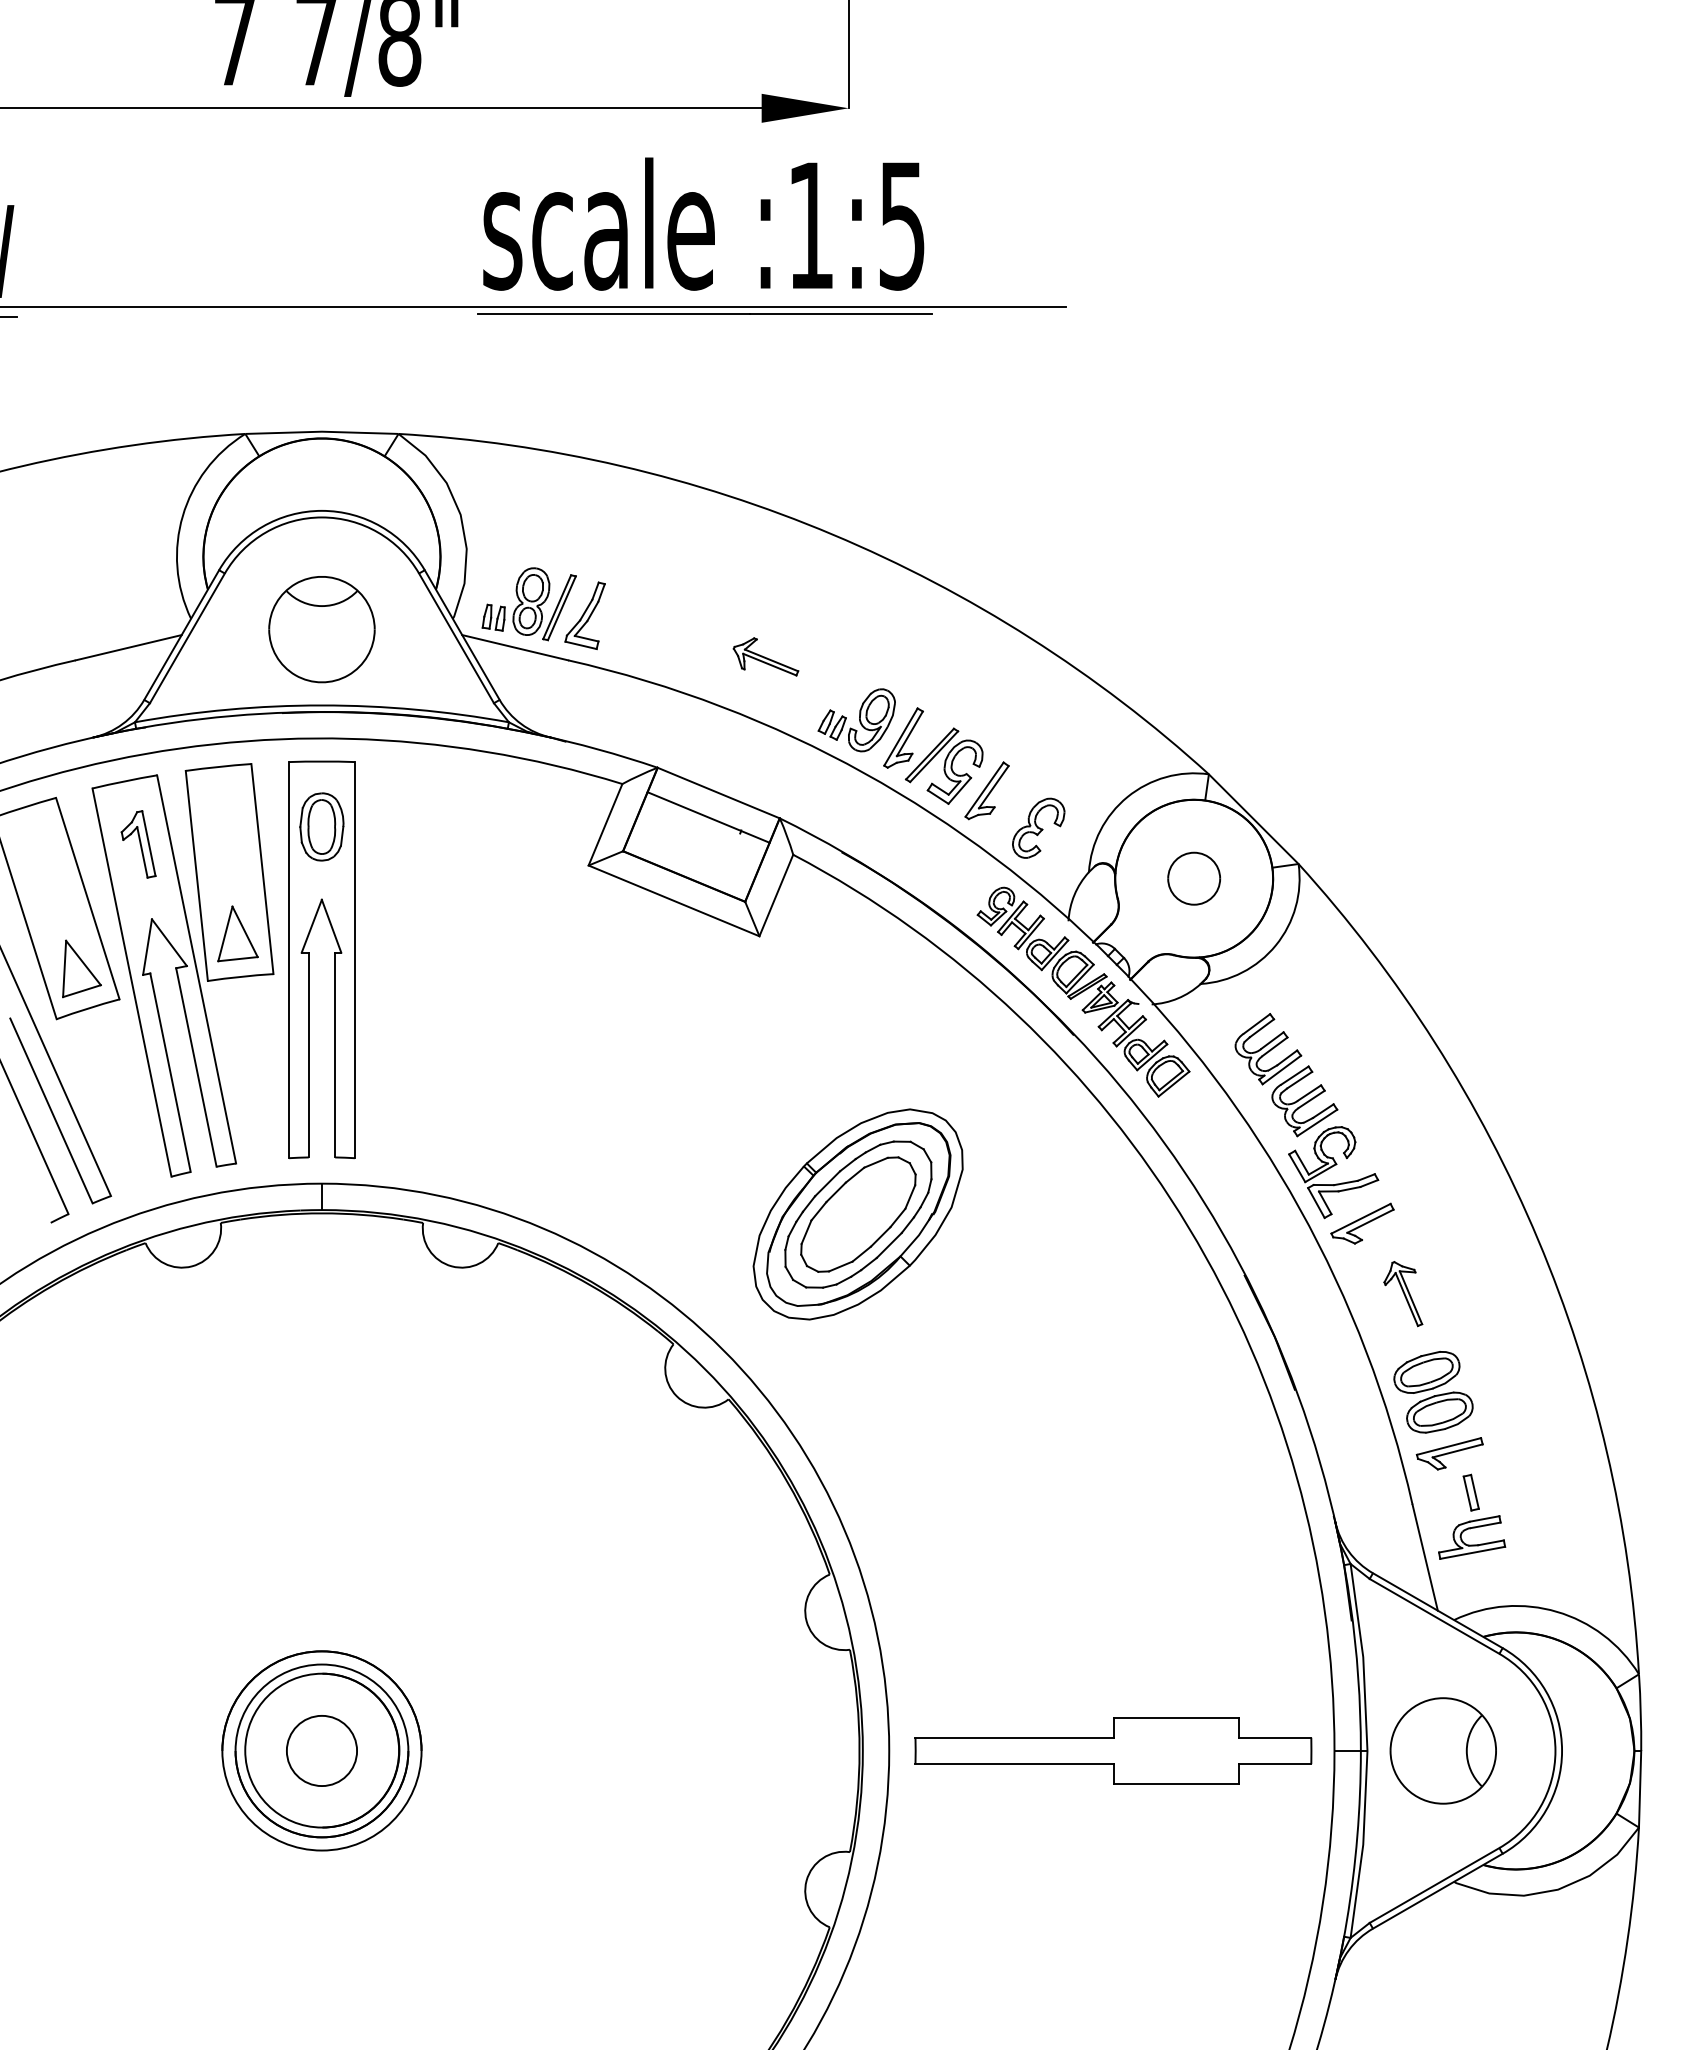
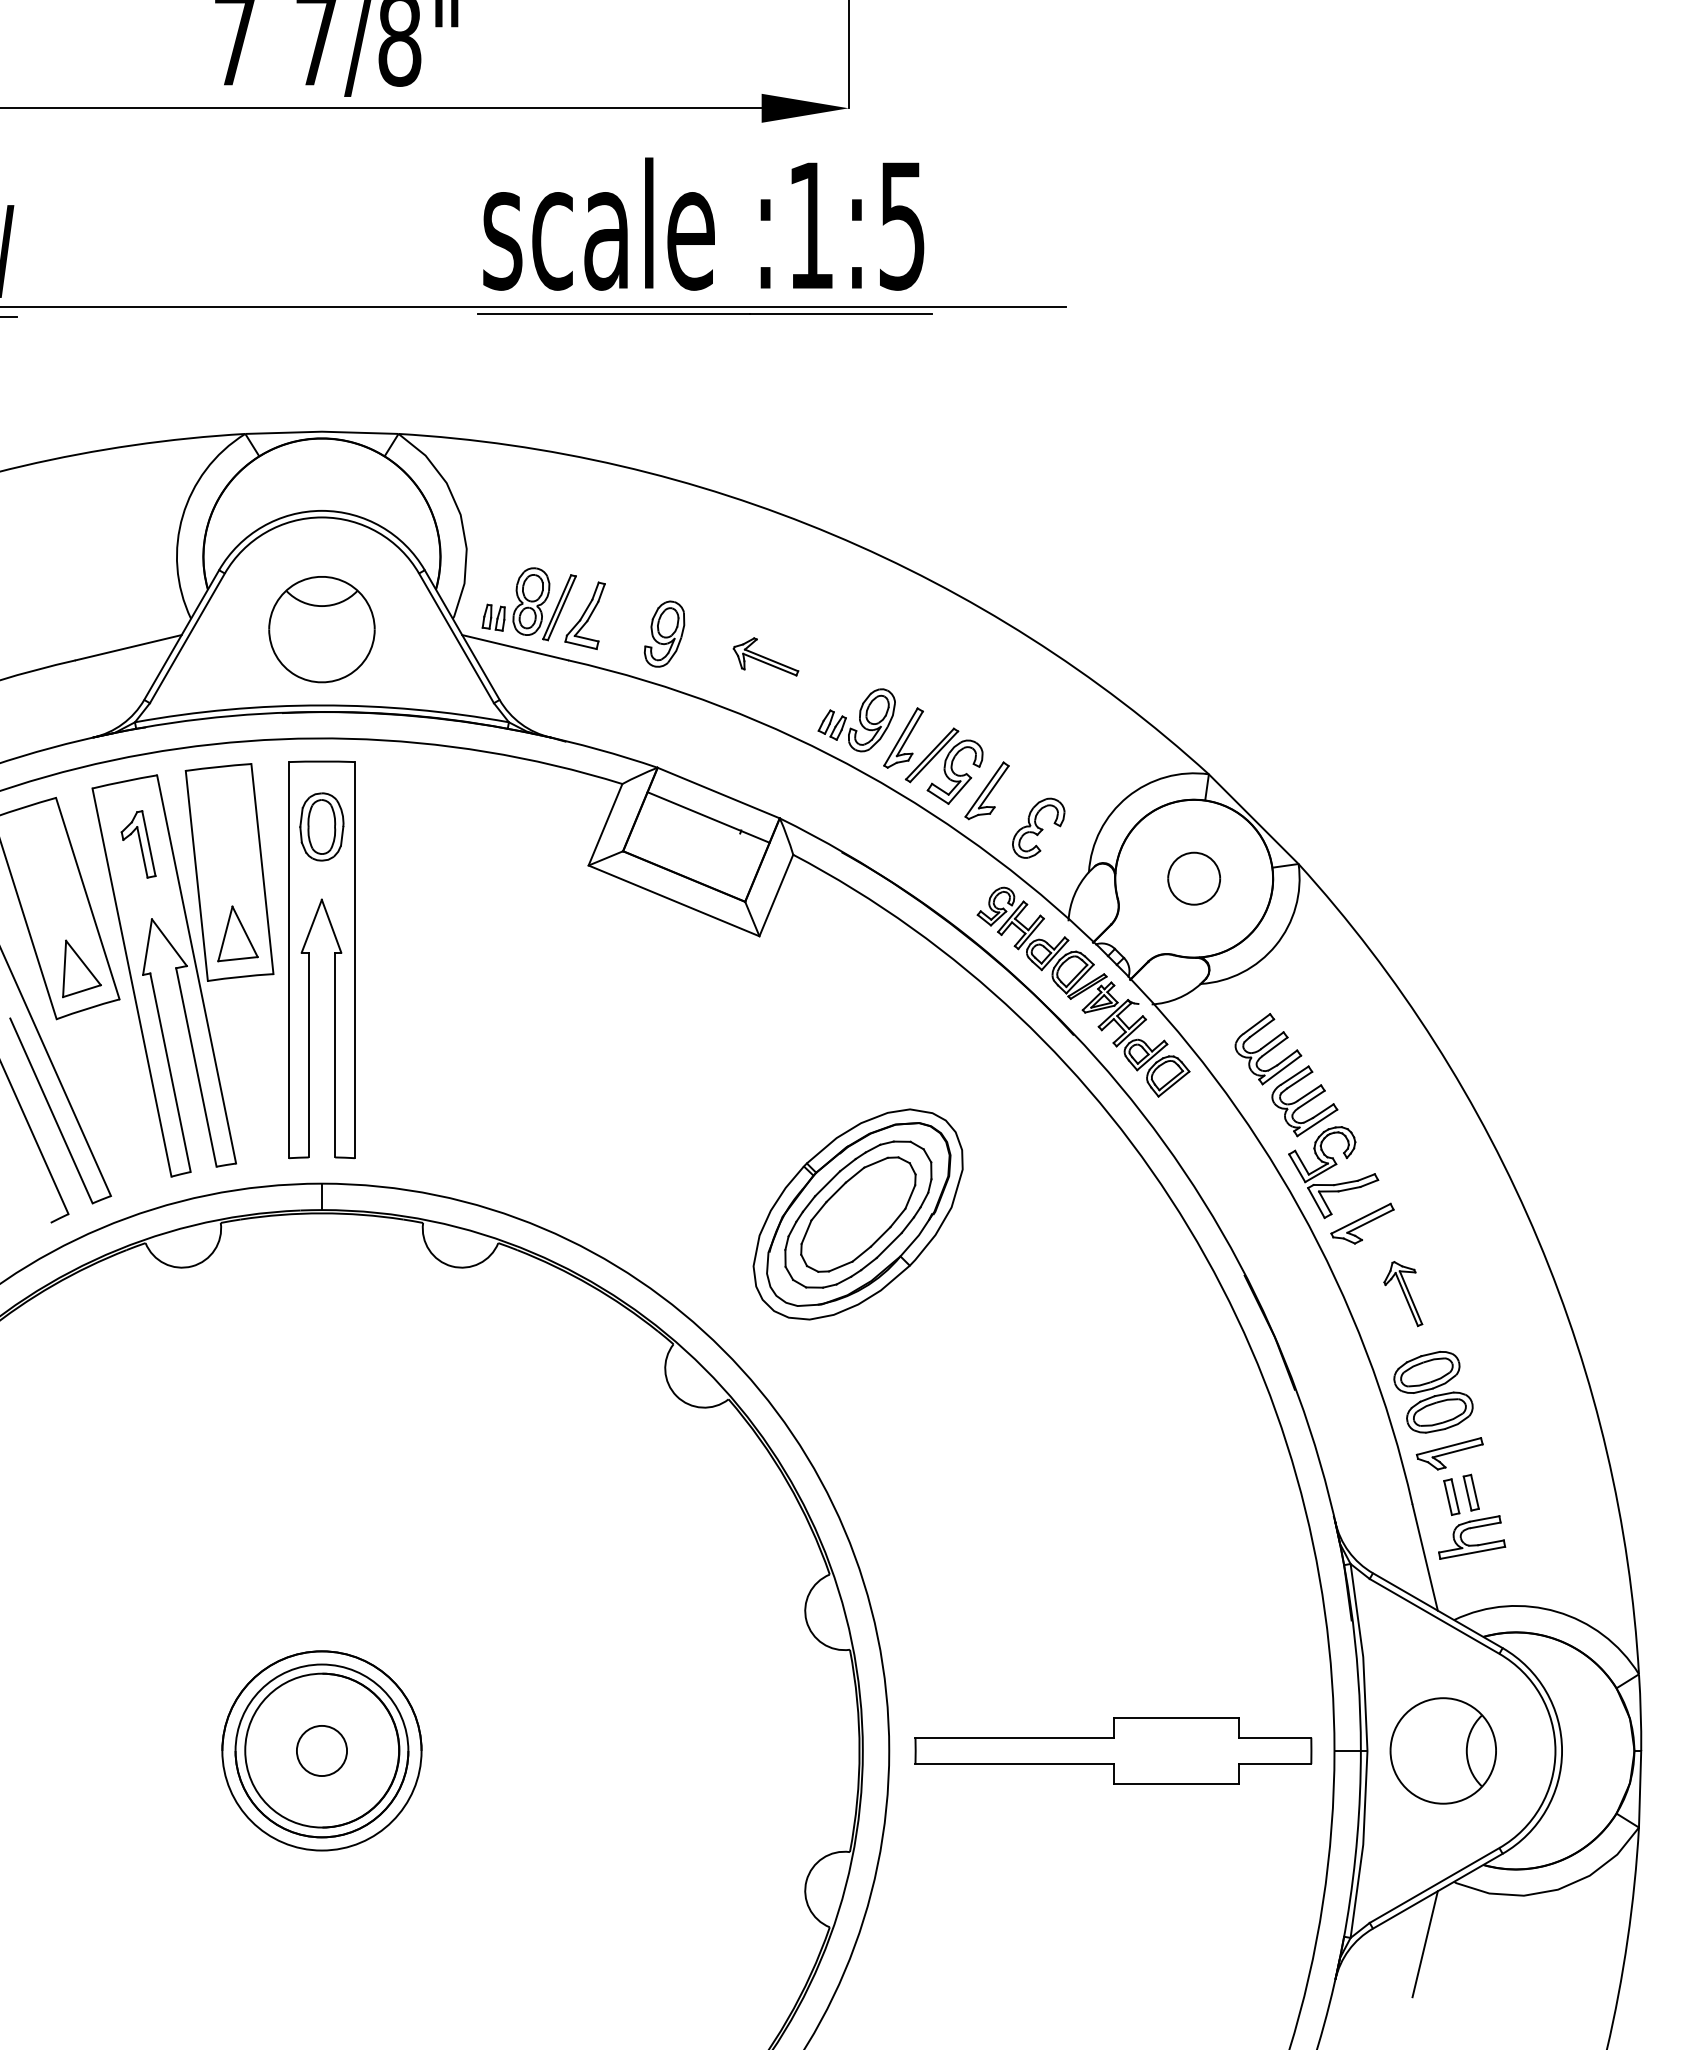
part: none -> present (664, 633)
part: none -> present (1451, 1496)
circle diameter: 70 px -> 50 px (321, 1750)
line: none -> present (1424, 1944)
